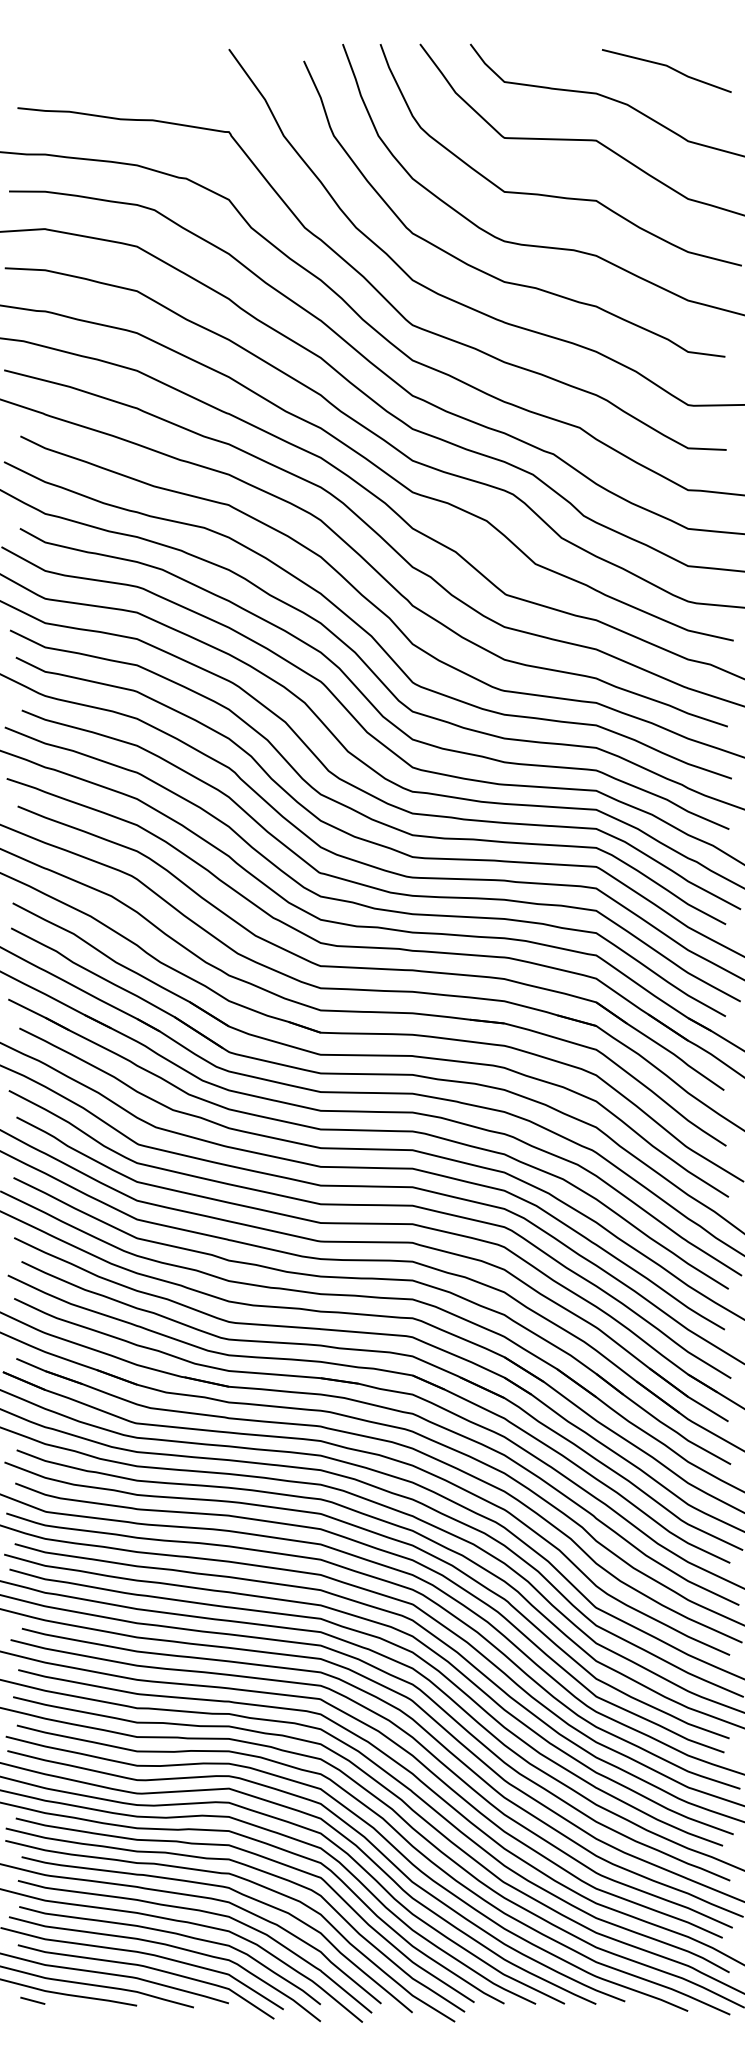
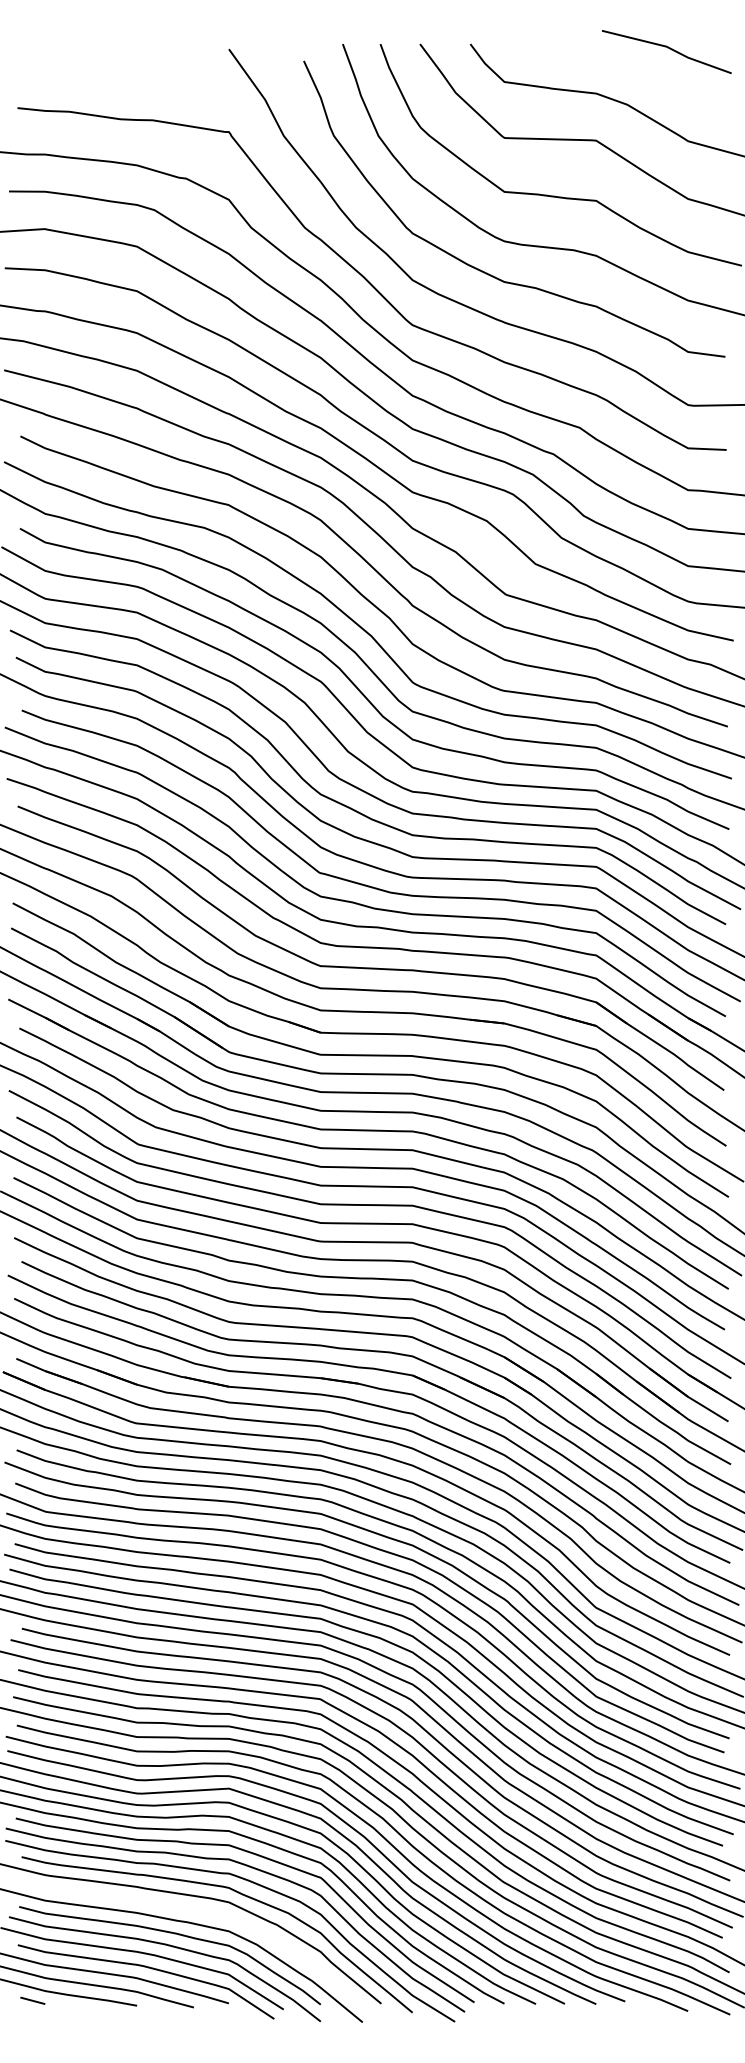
line position: (667, 67) -> (667, 48) (667, 48)
curve: present -> none (197, 1911)
